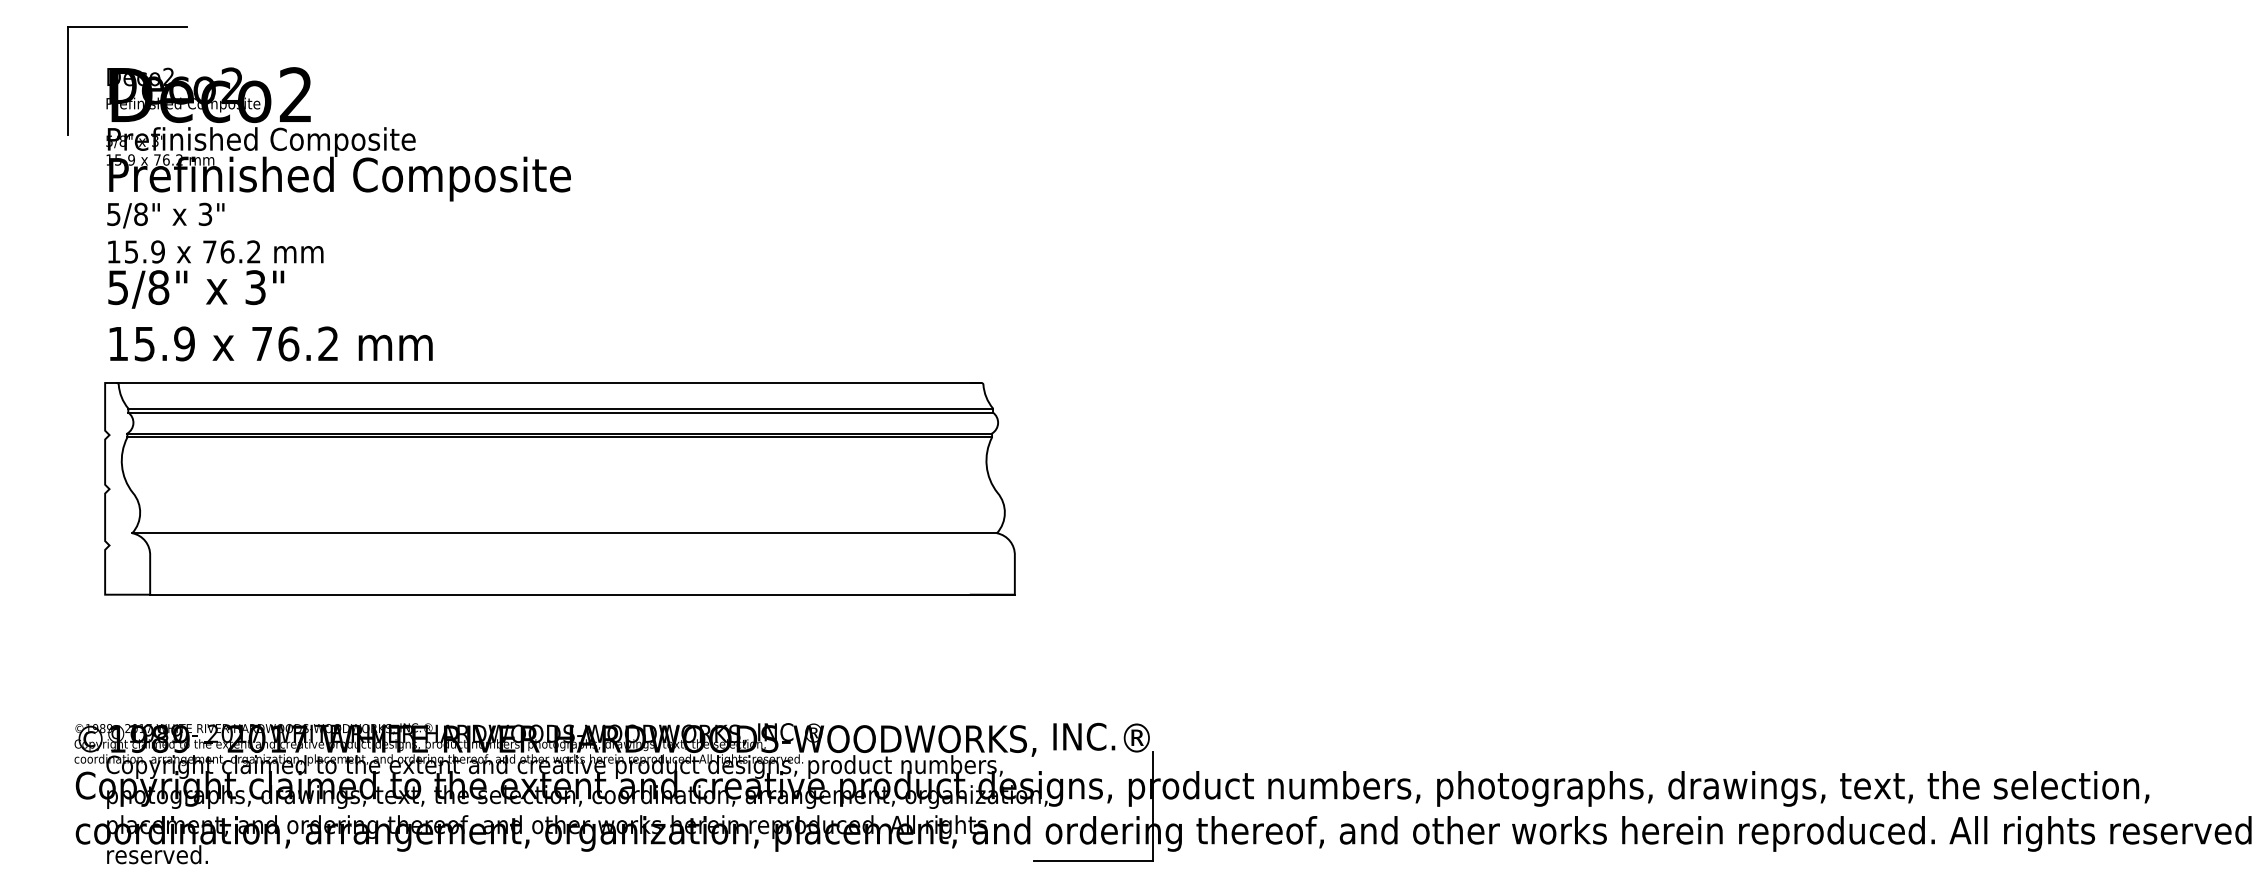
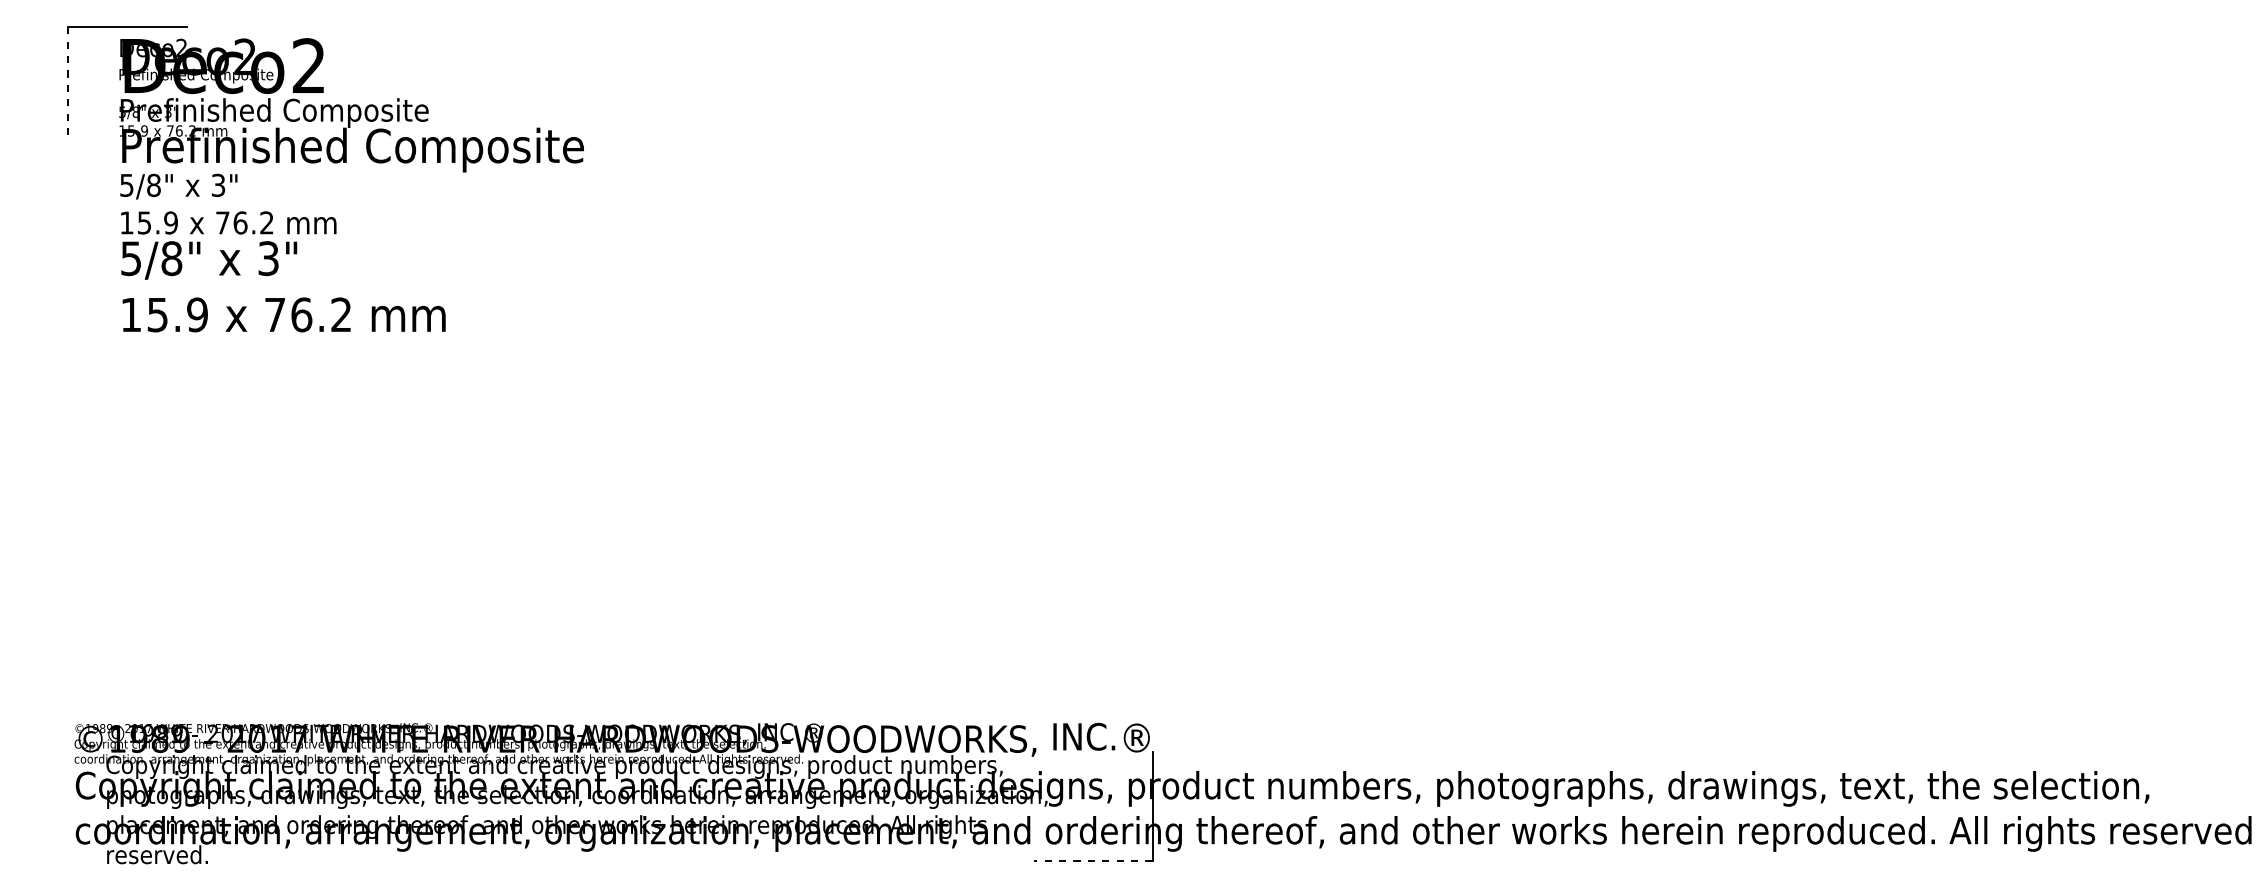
line: solid -> dashed (67, 80)
text position: (338, 214) -> (351, 185) (351, 185)
part: present -> none (559, 488)
line: solid -> dashed (1093, 860)
